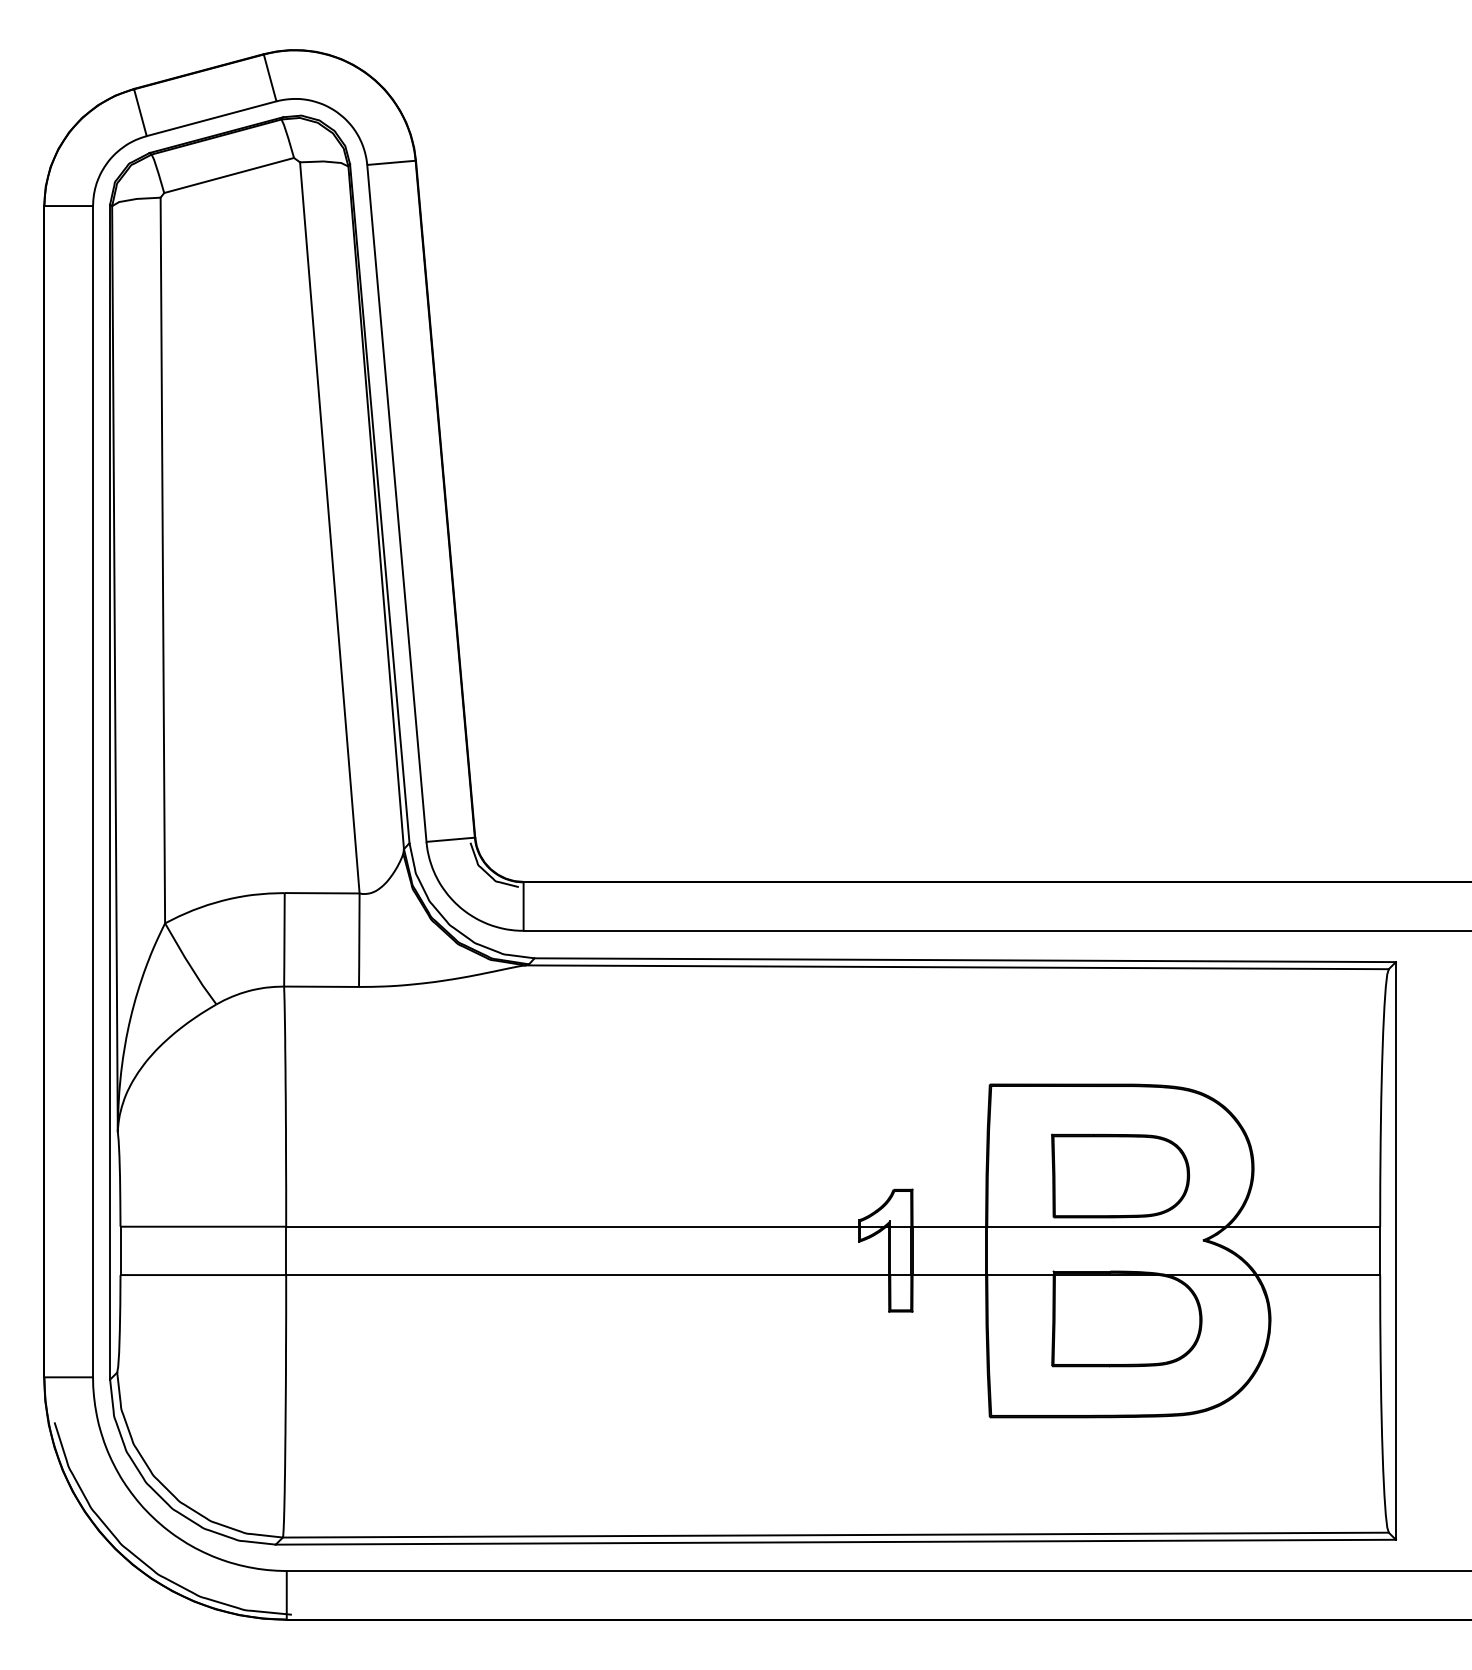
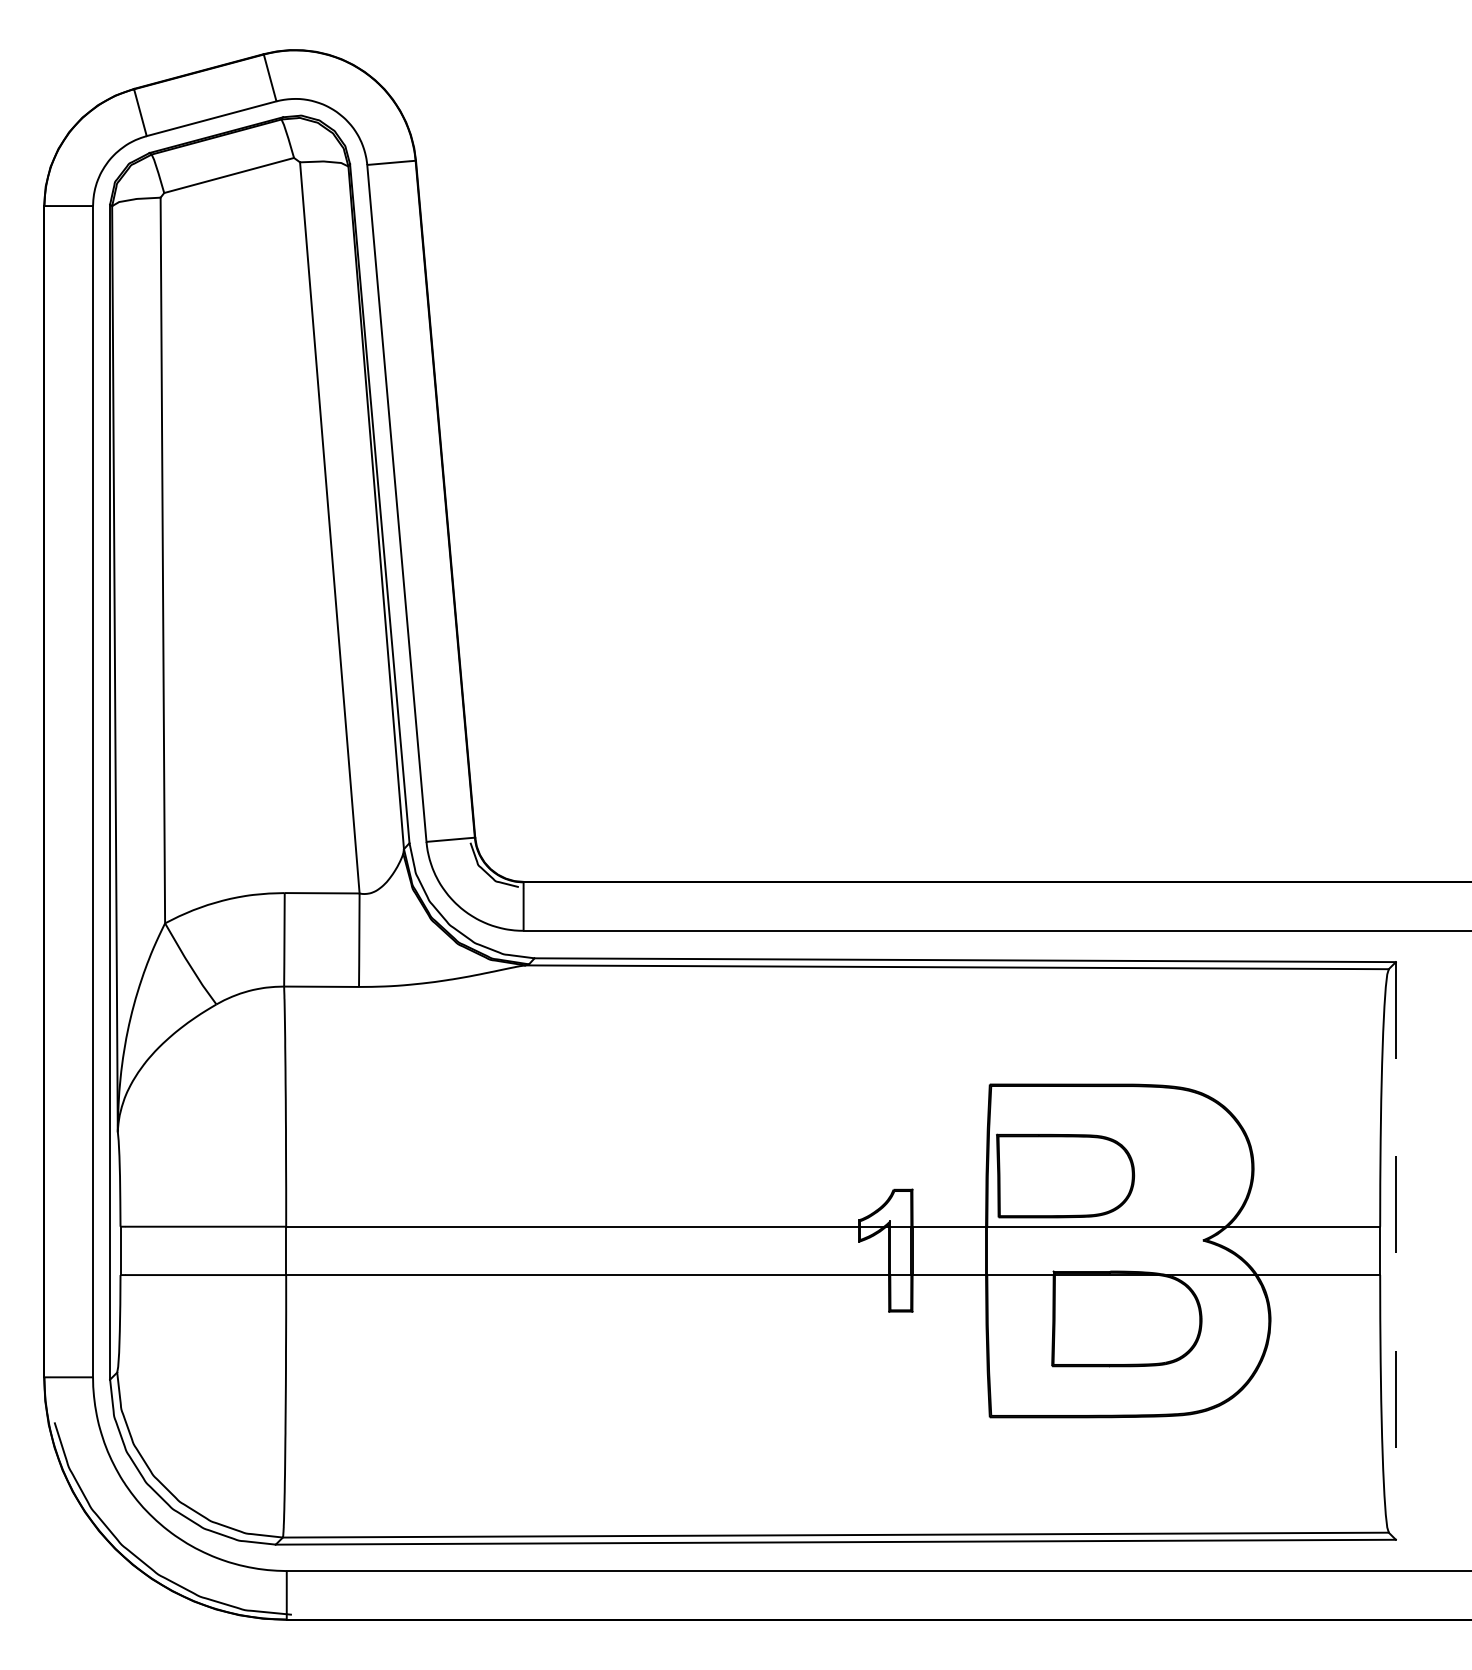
part position: (1120, 1175) -> (1065, 1175) (1065, 1175)
line: solid -> dashed (1395, 1250)
